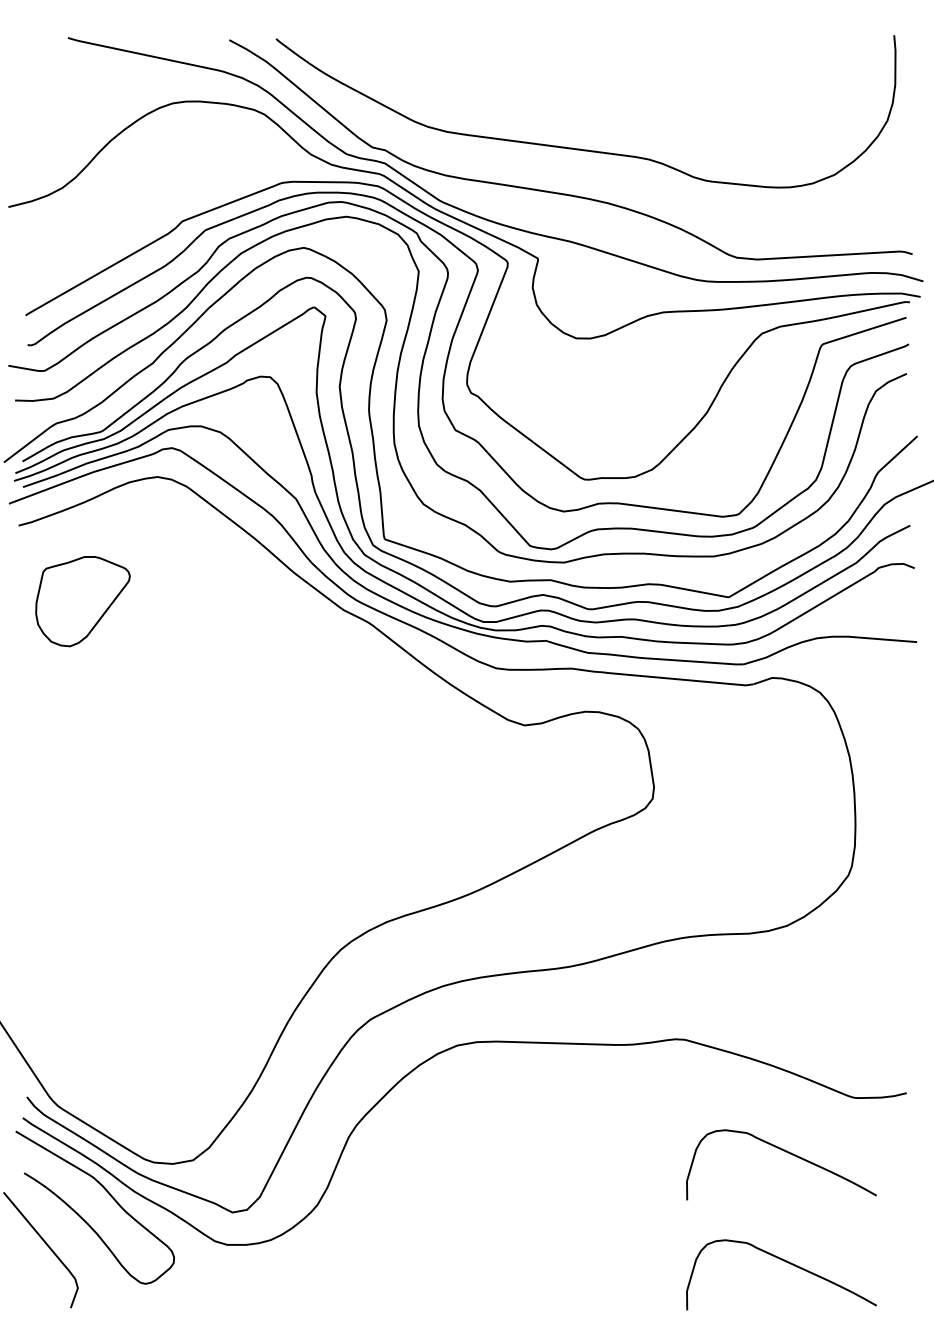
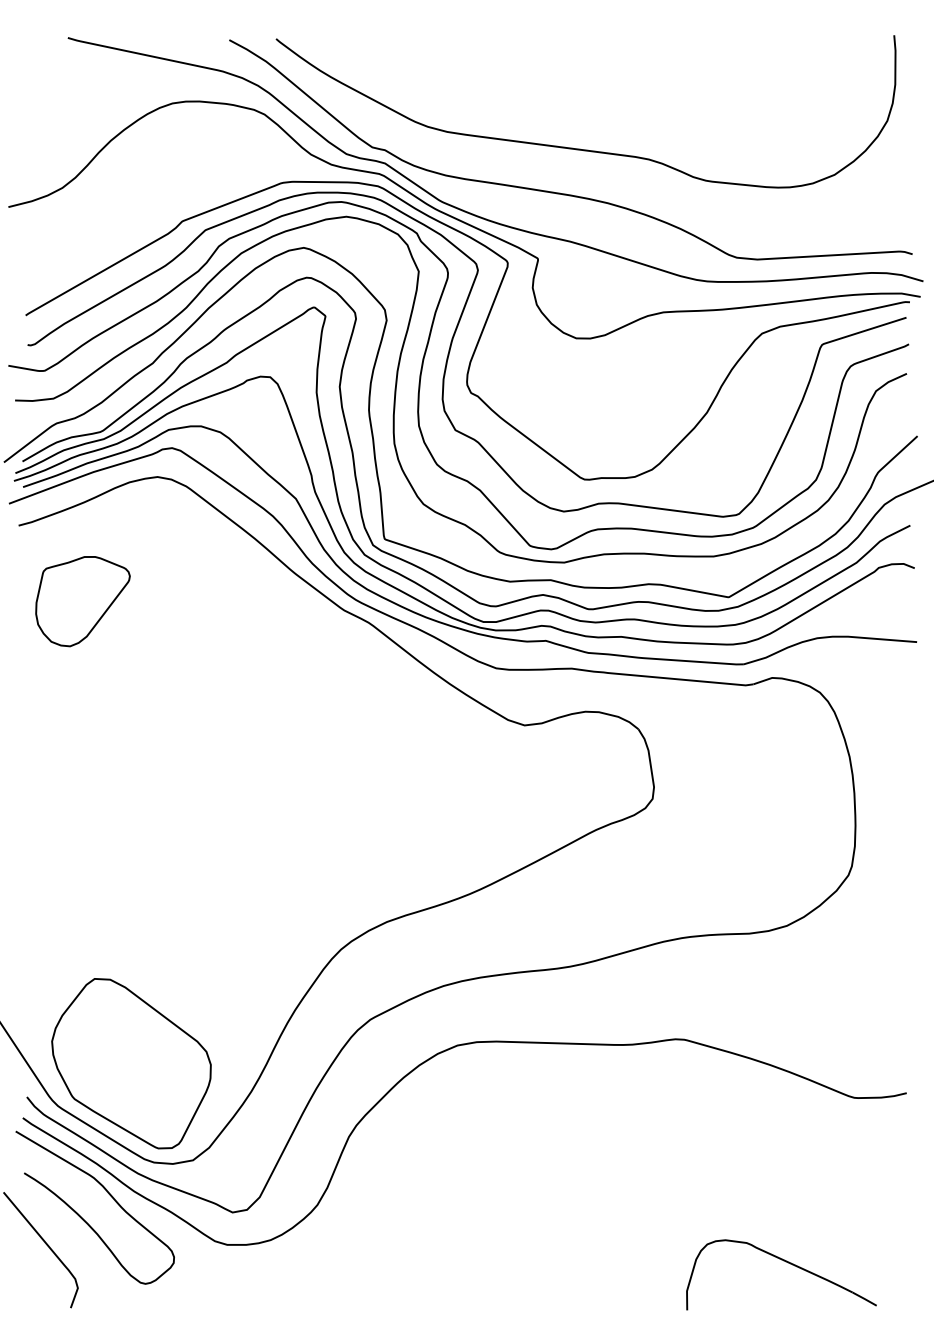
part: none -> present (131, 1063)
part: present -> none (785, 1152)
